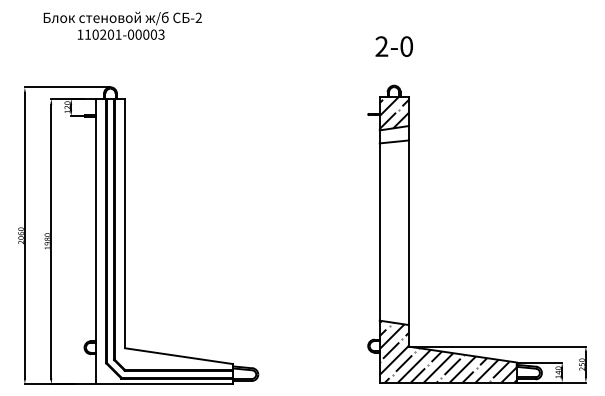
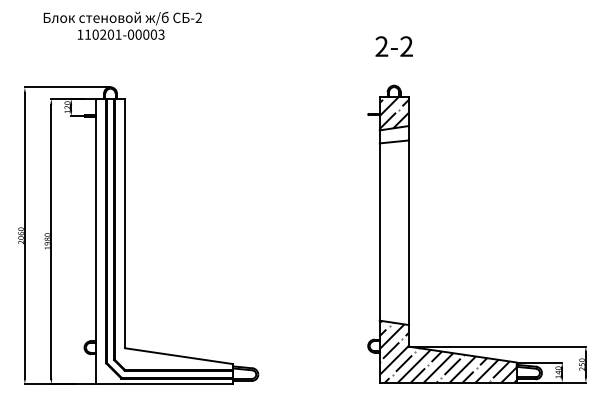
text: 2-0 -> 2-2 (406, 46)
